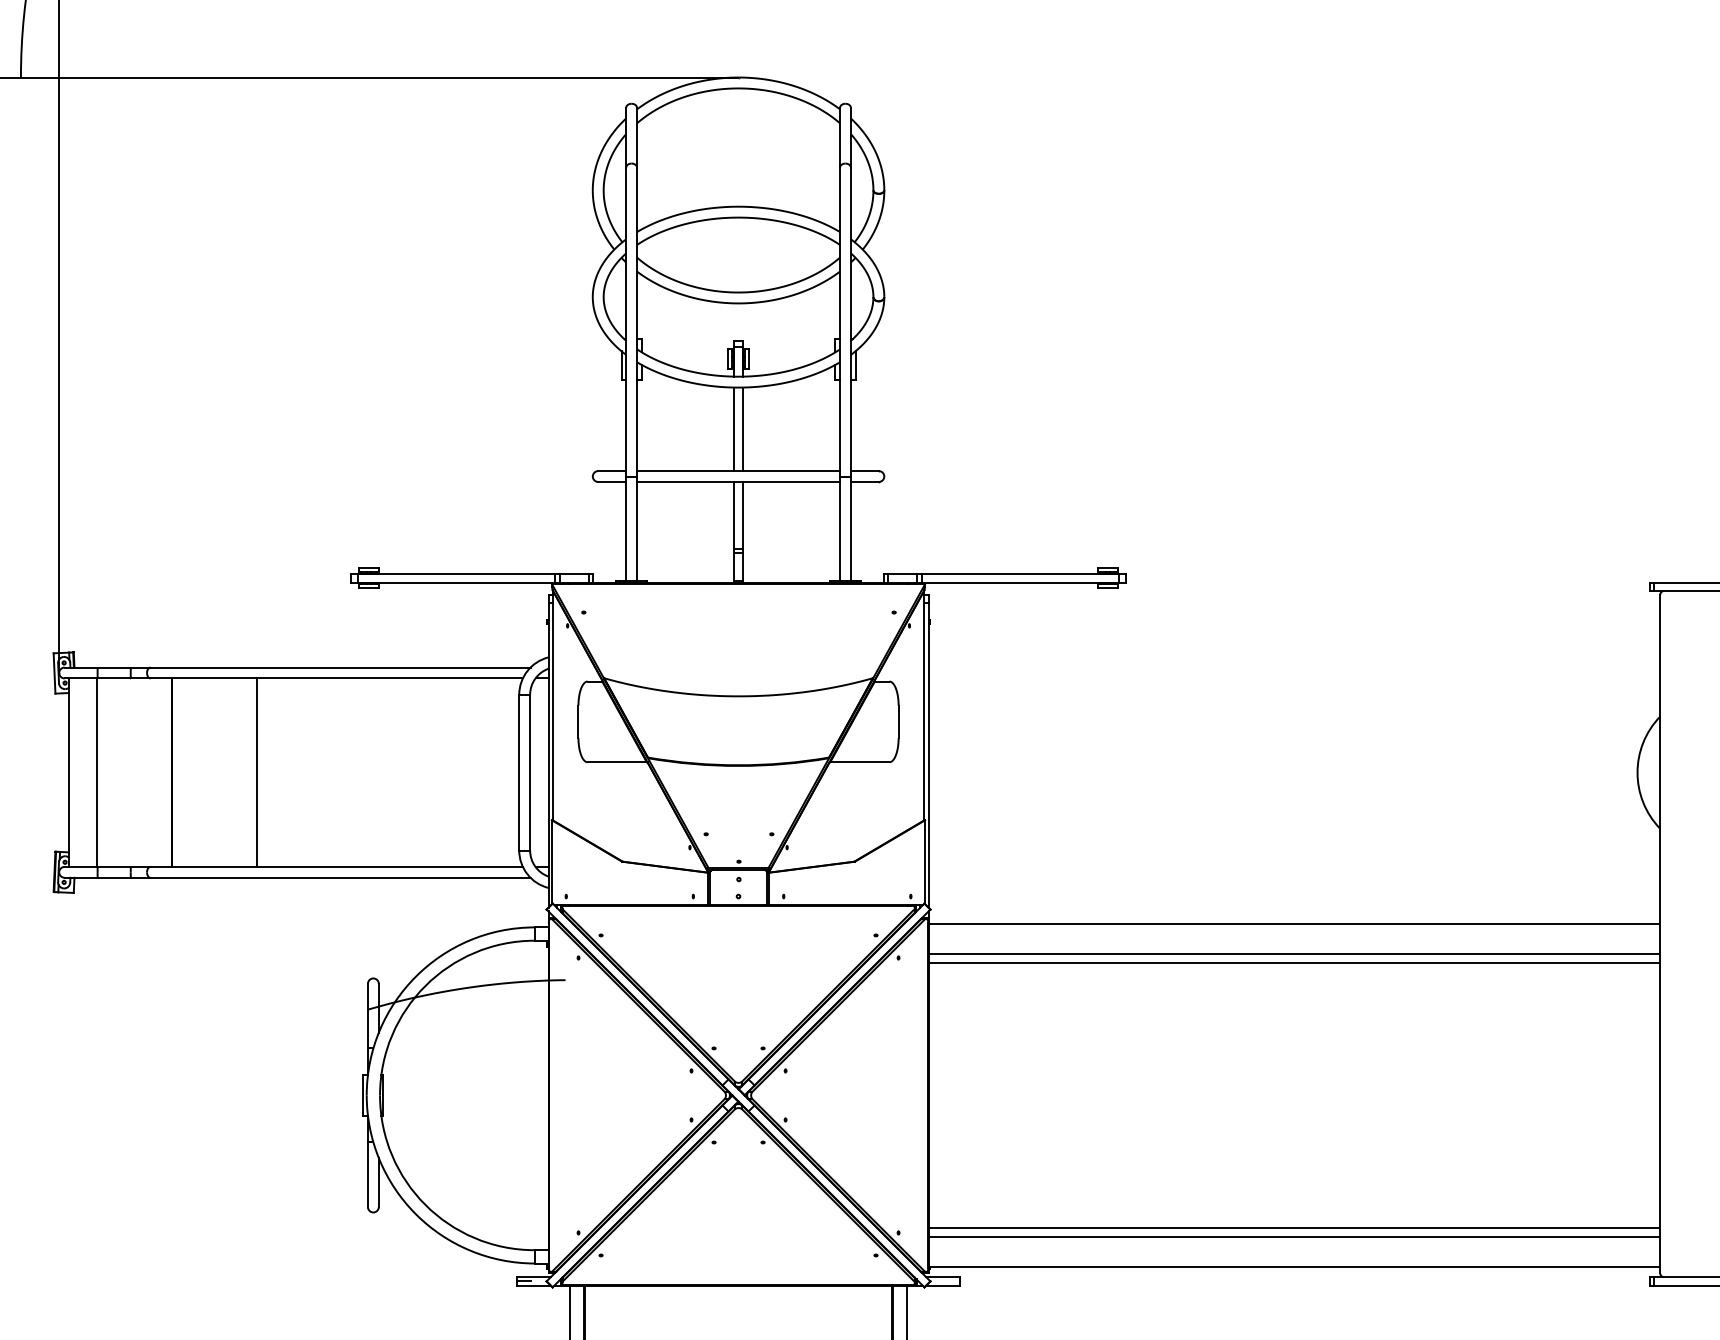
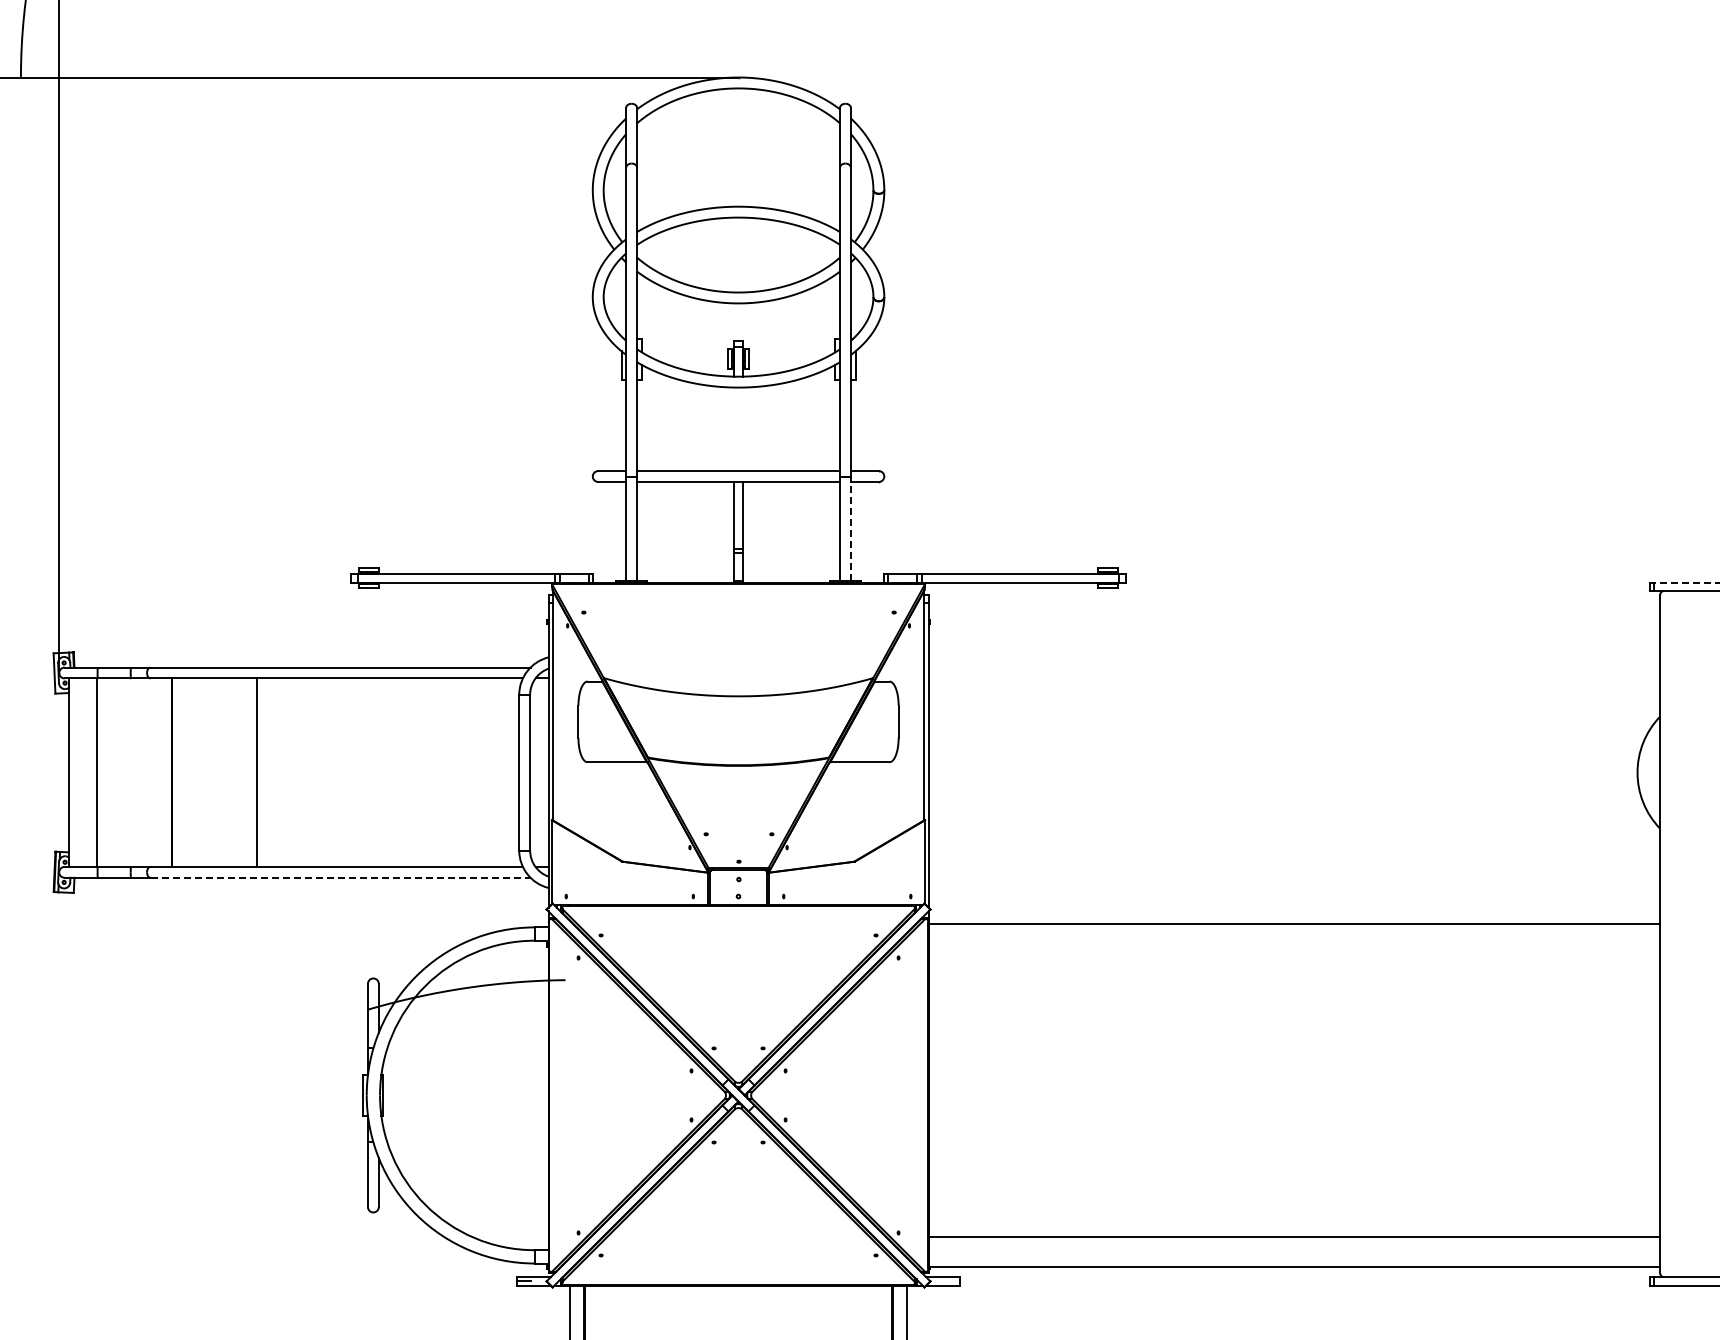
line: present -> none (734, 429)
line: present -> none (742, 429)
line: solid -> dashed (850, 528)
line: solid -> dashed (1687, 582)
line: solid -> dashed (340, 877)
line: present -> none (1294, 954)
line: present -> none (1294, 962)
line: present -> none (1294, 1228)
